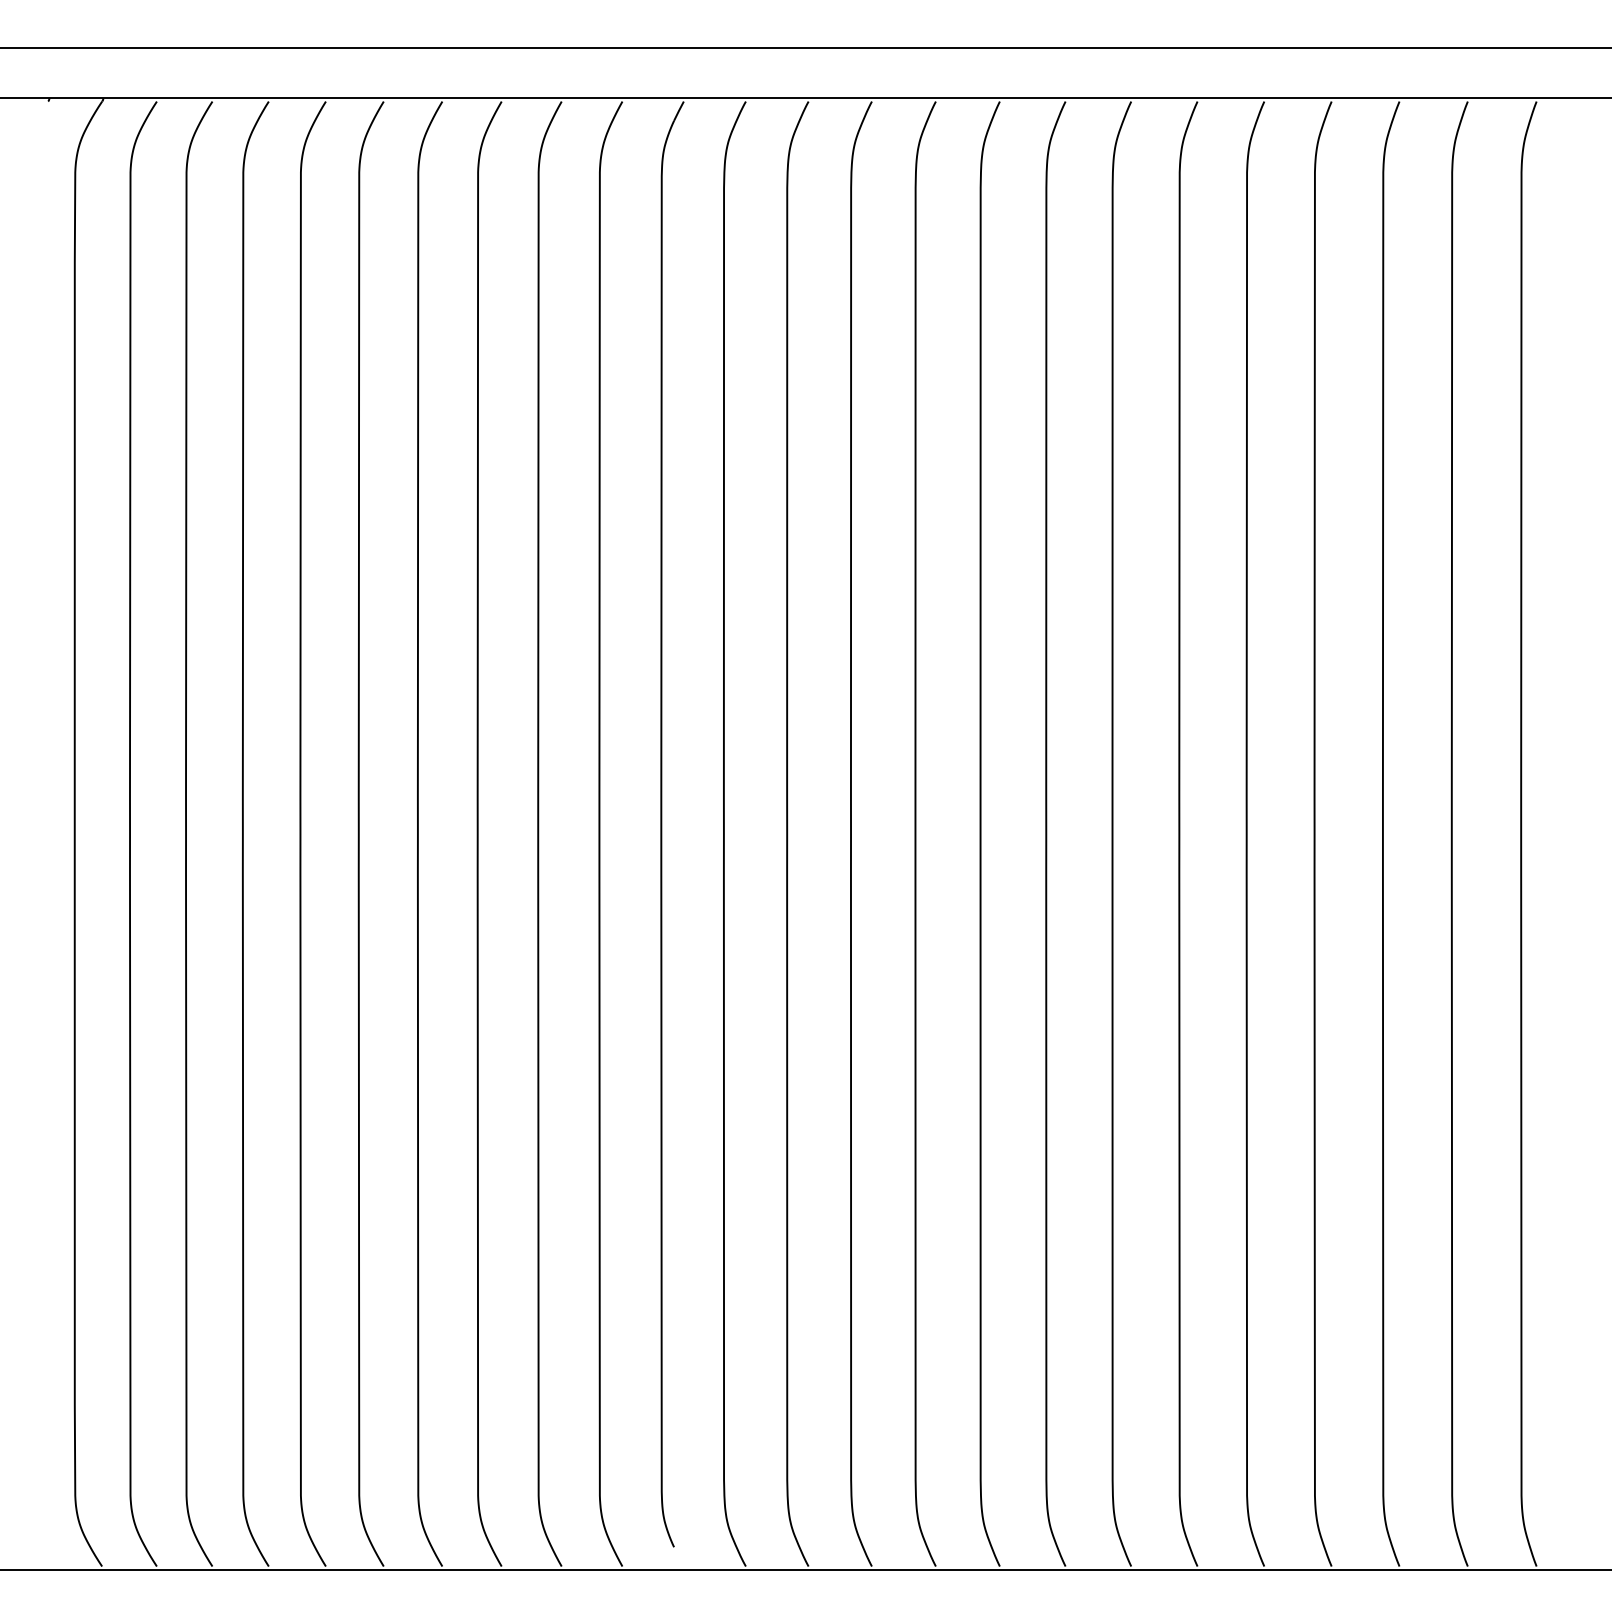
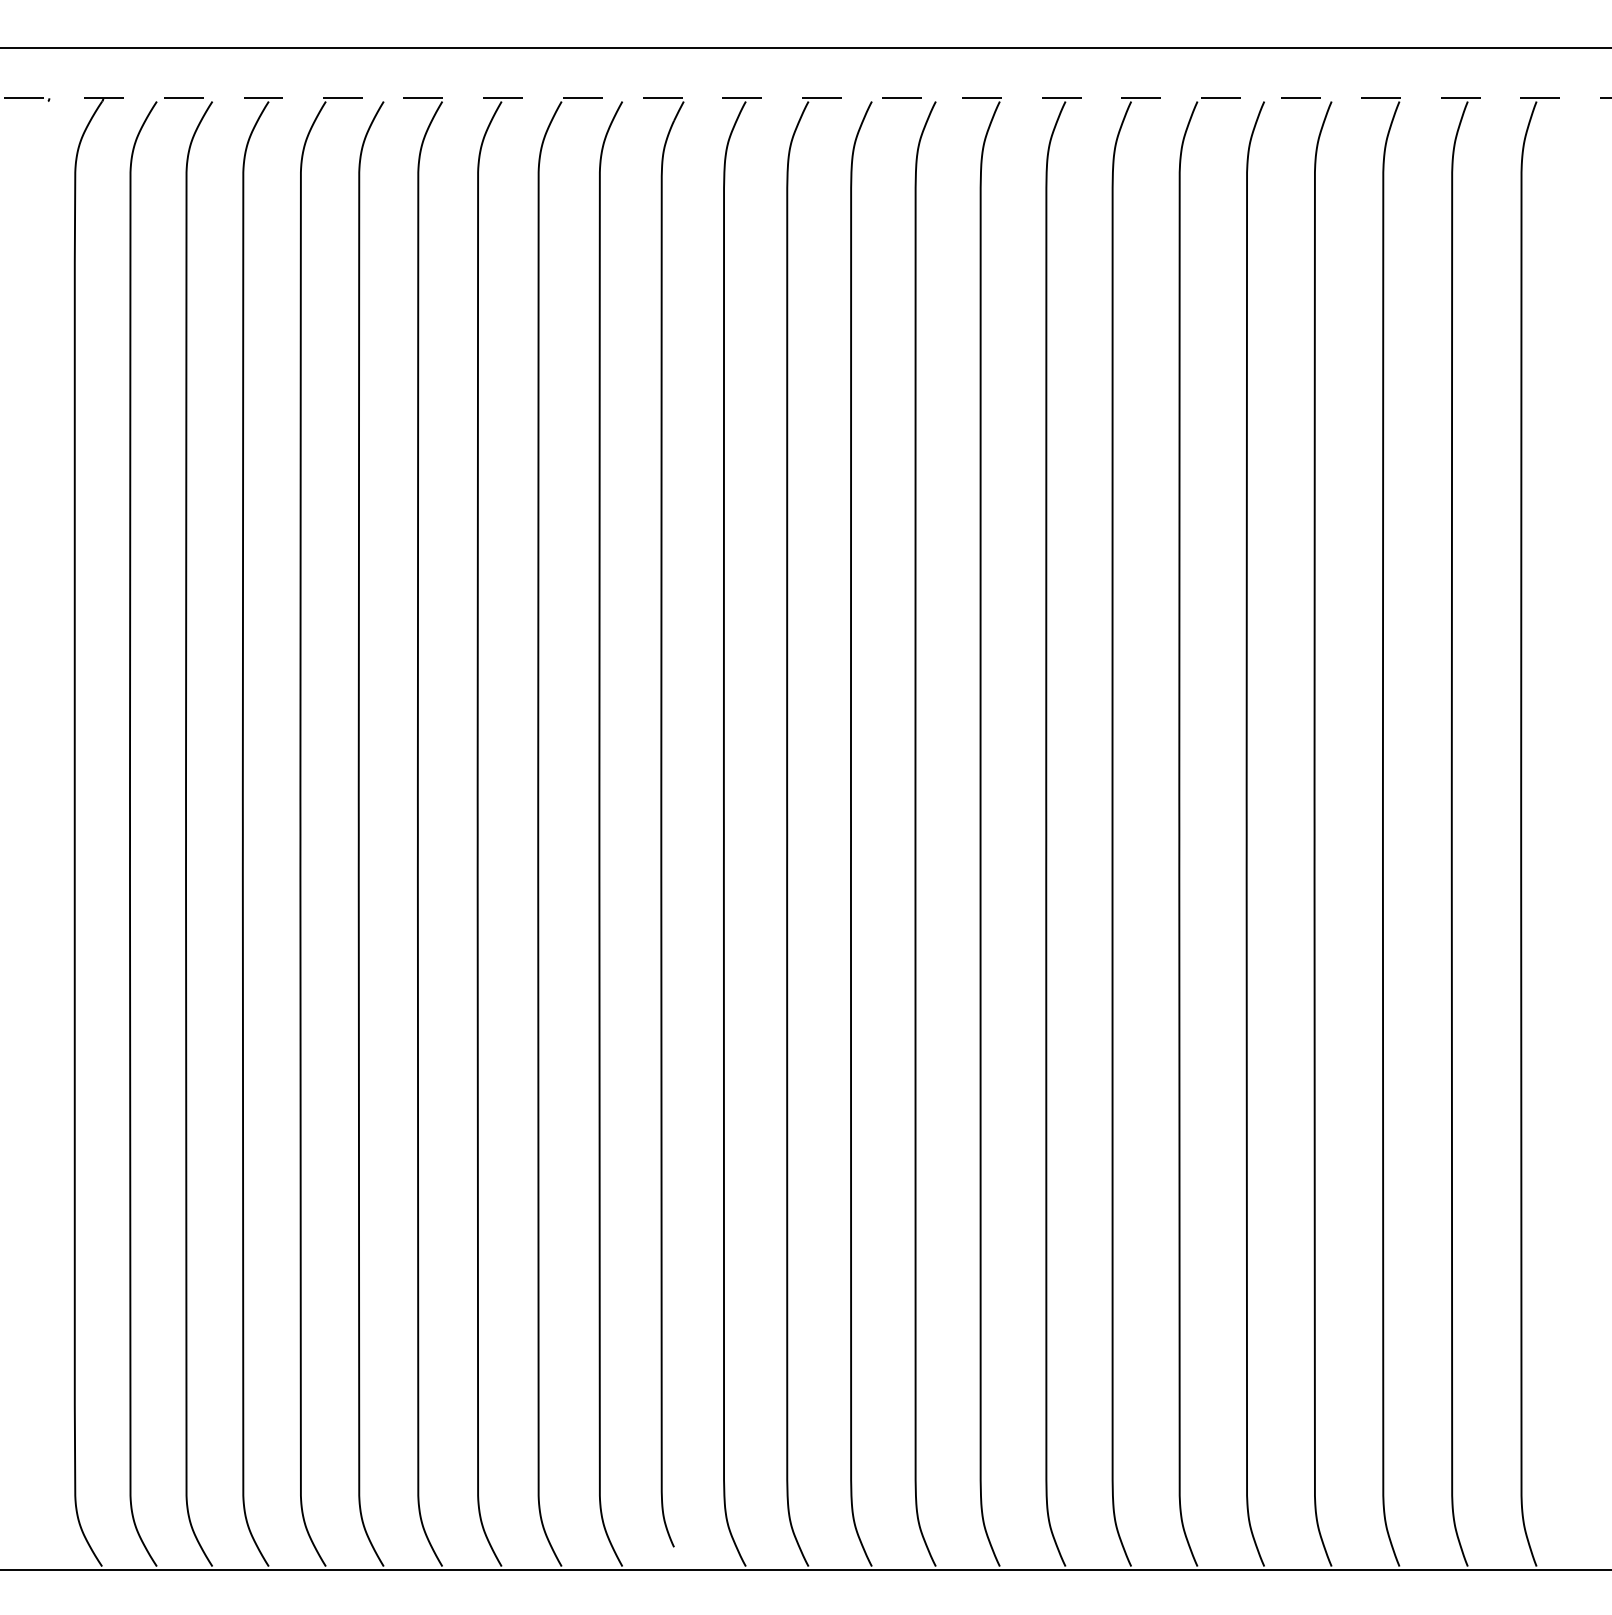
line: solid -> dashed (805, 98)
